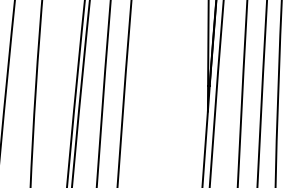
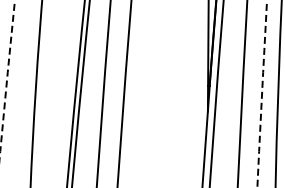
arc: solid -> dashed (7, 78)
arc: solid -> dashed (262, 94)
